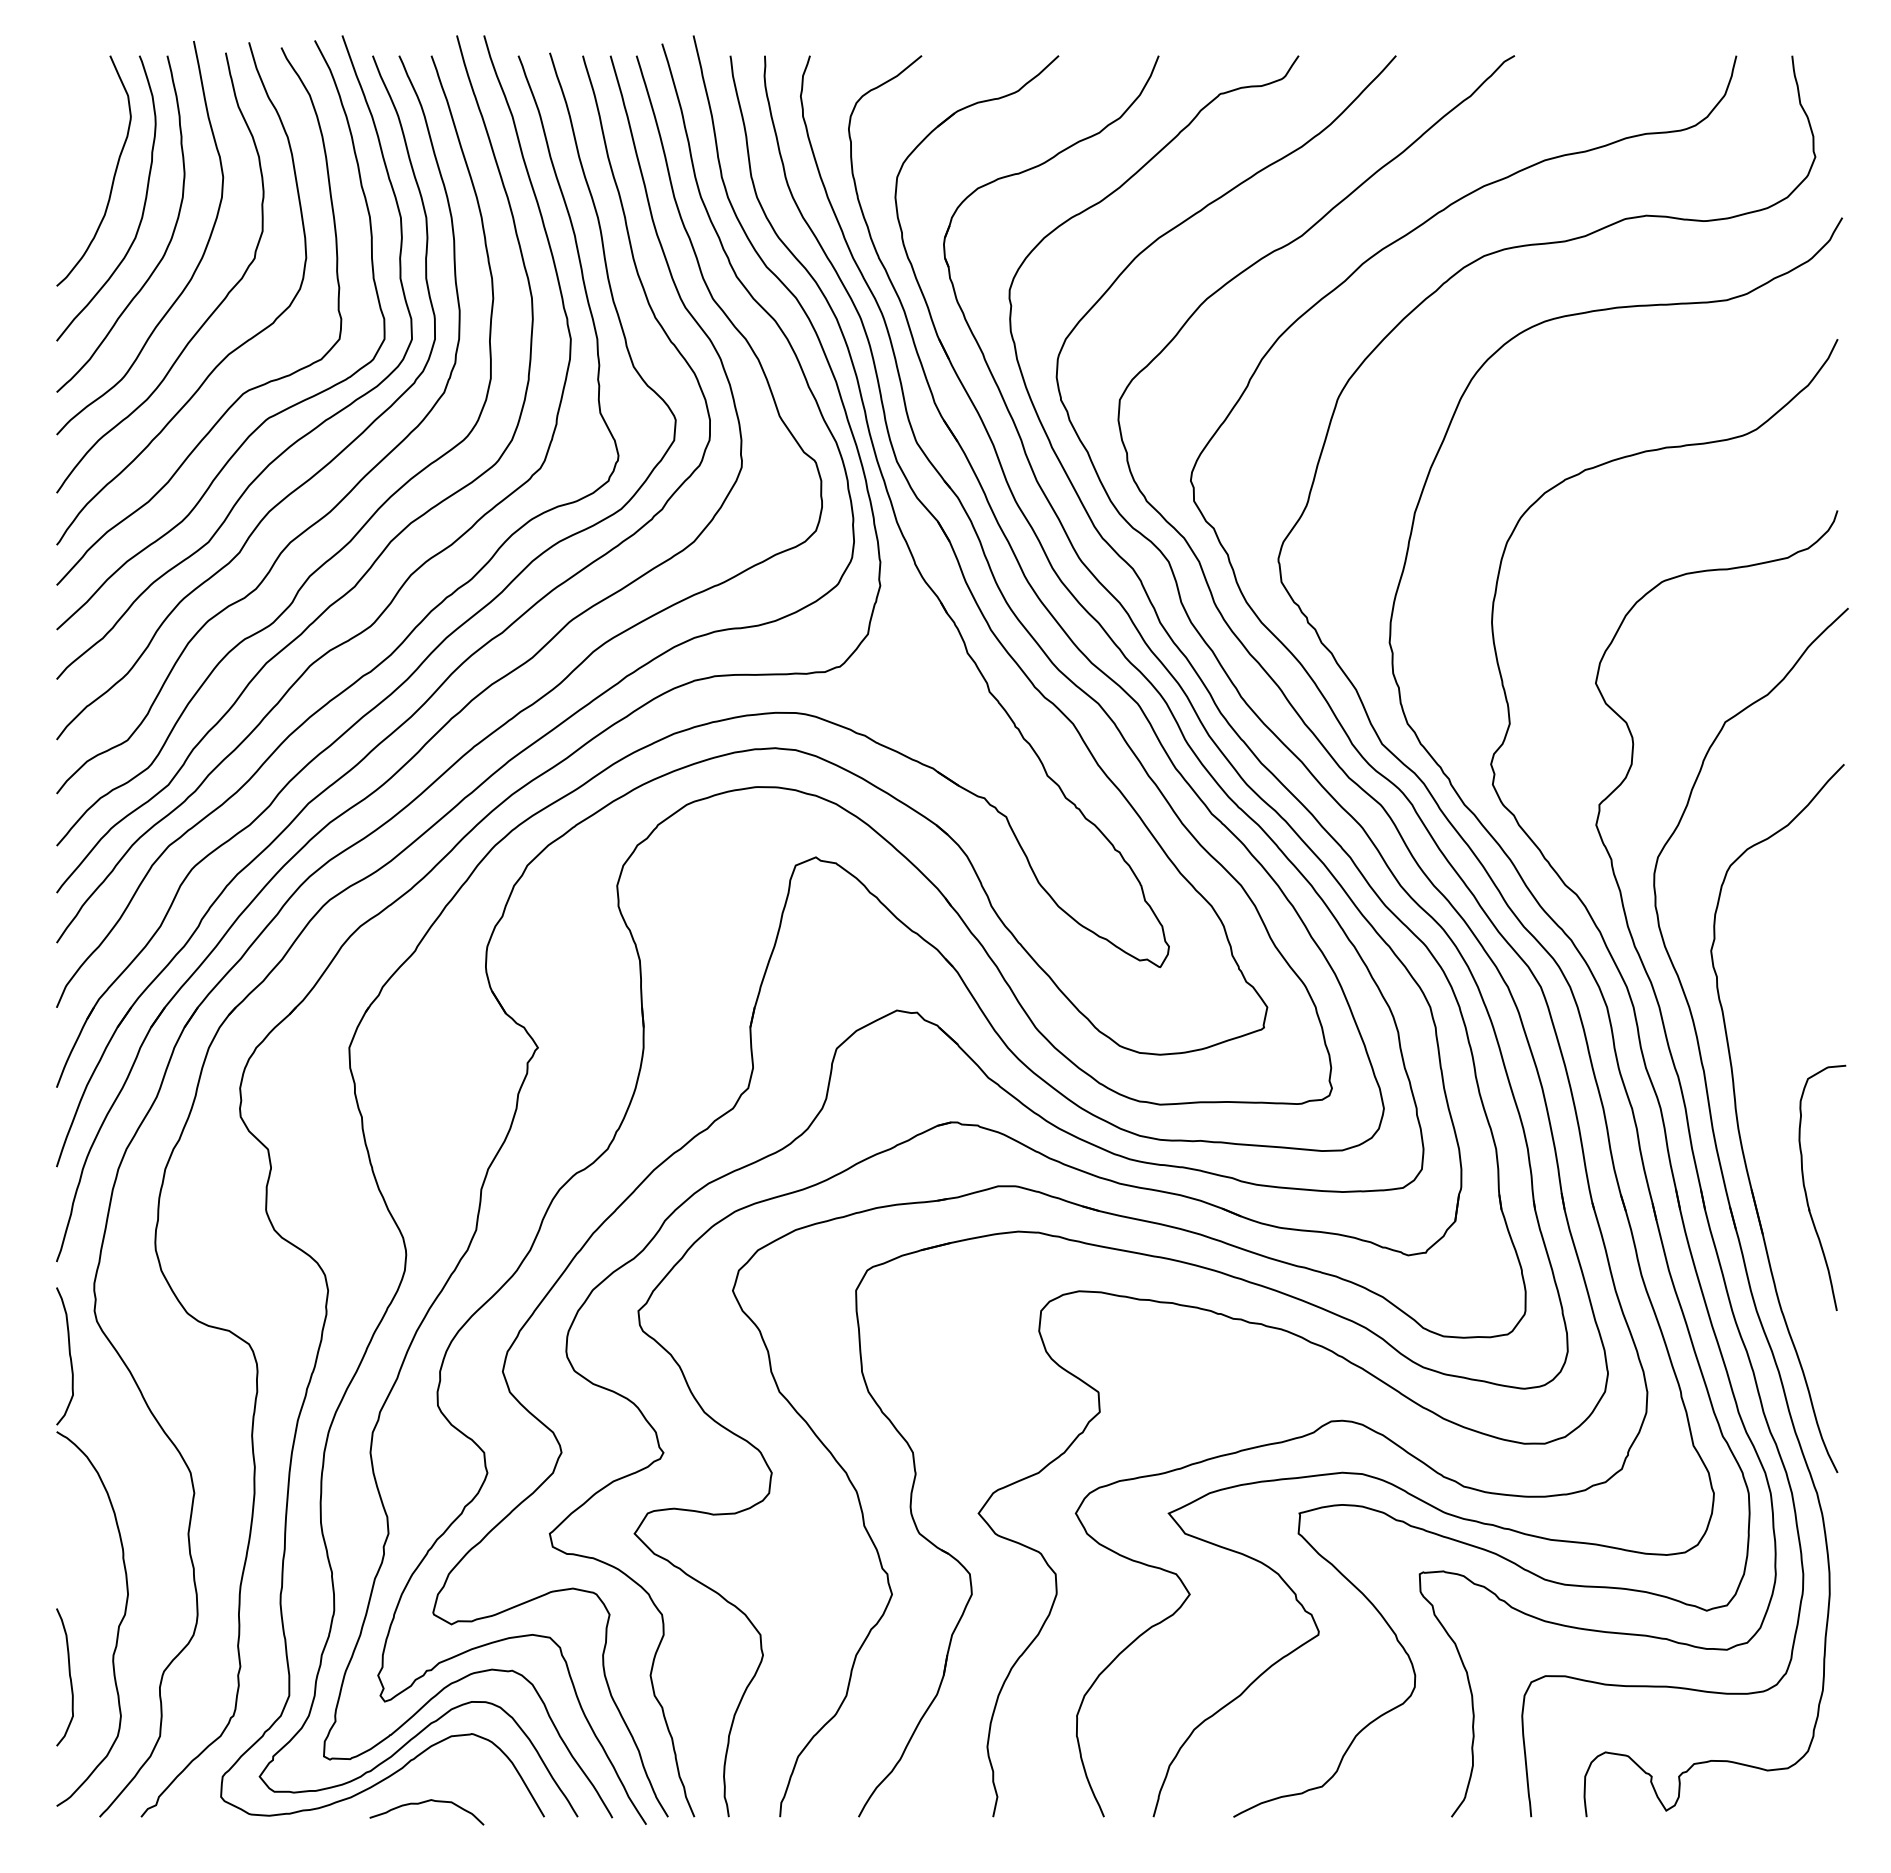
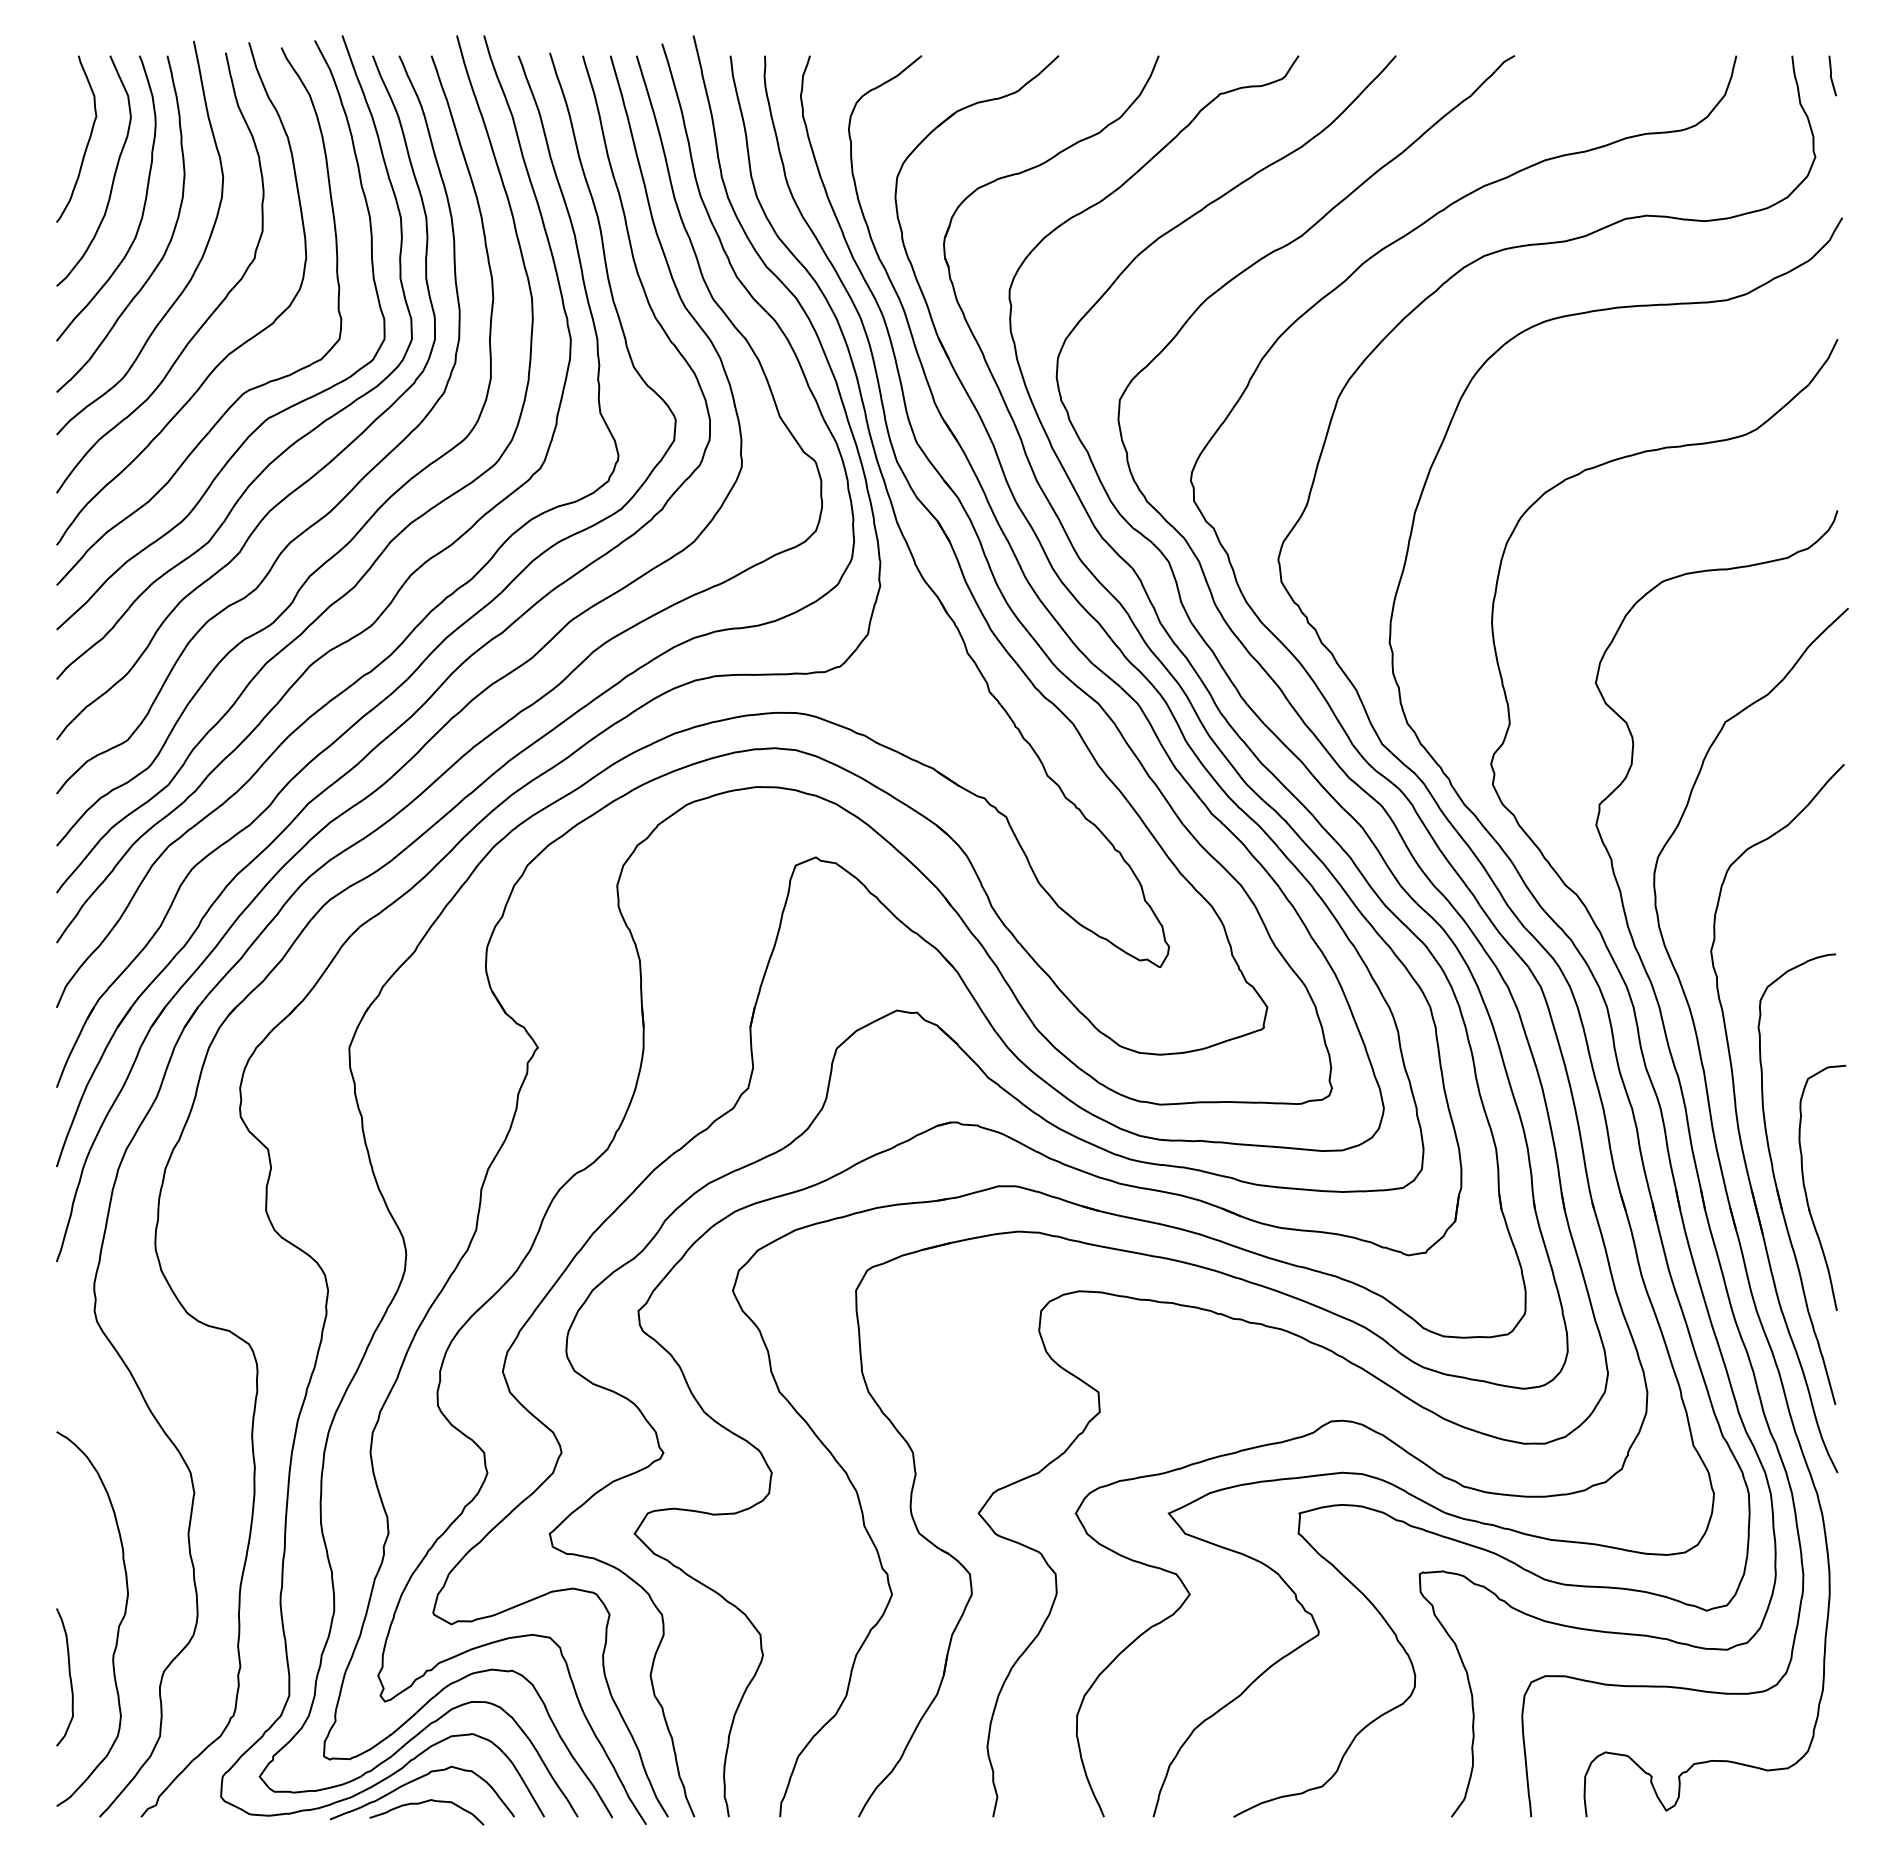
line: none -> present (1831, 75)
curve: none -> present (87, 141)
part: none -> present (1776, 1181)
curve: present -> none (69, 1356)
curve: none -> present (416, 1780)
